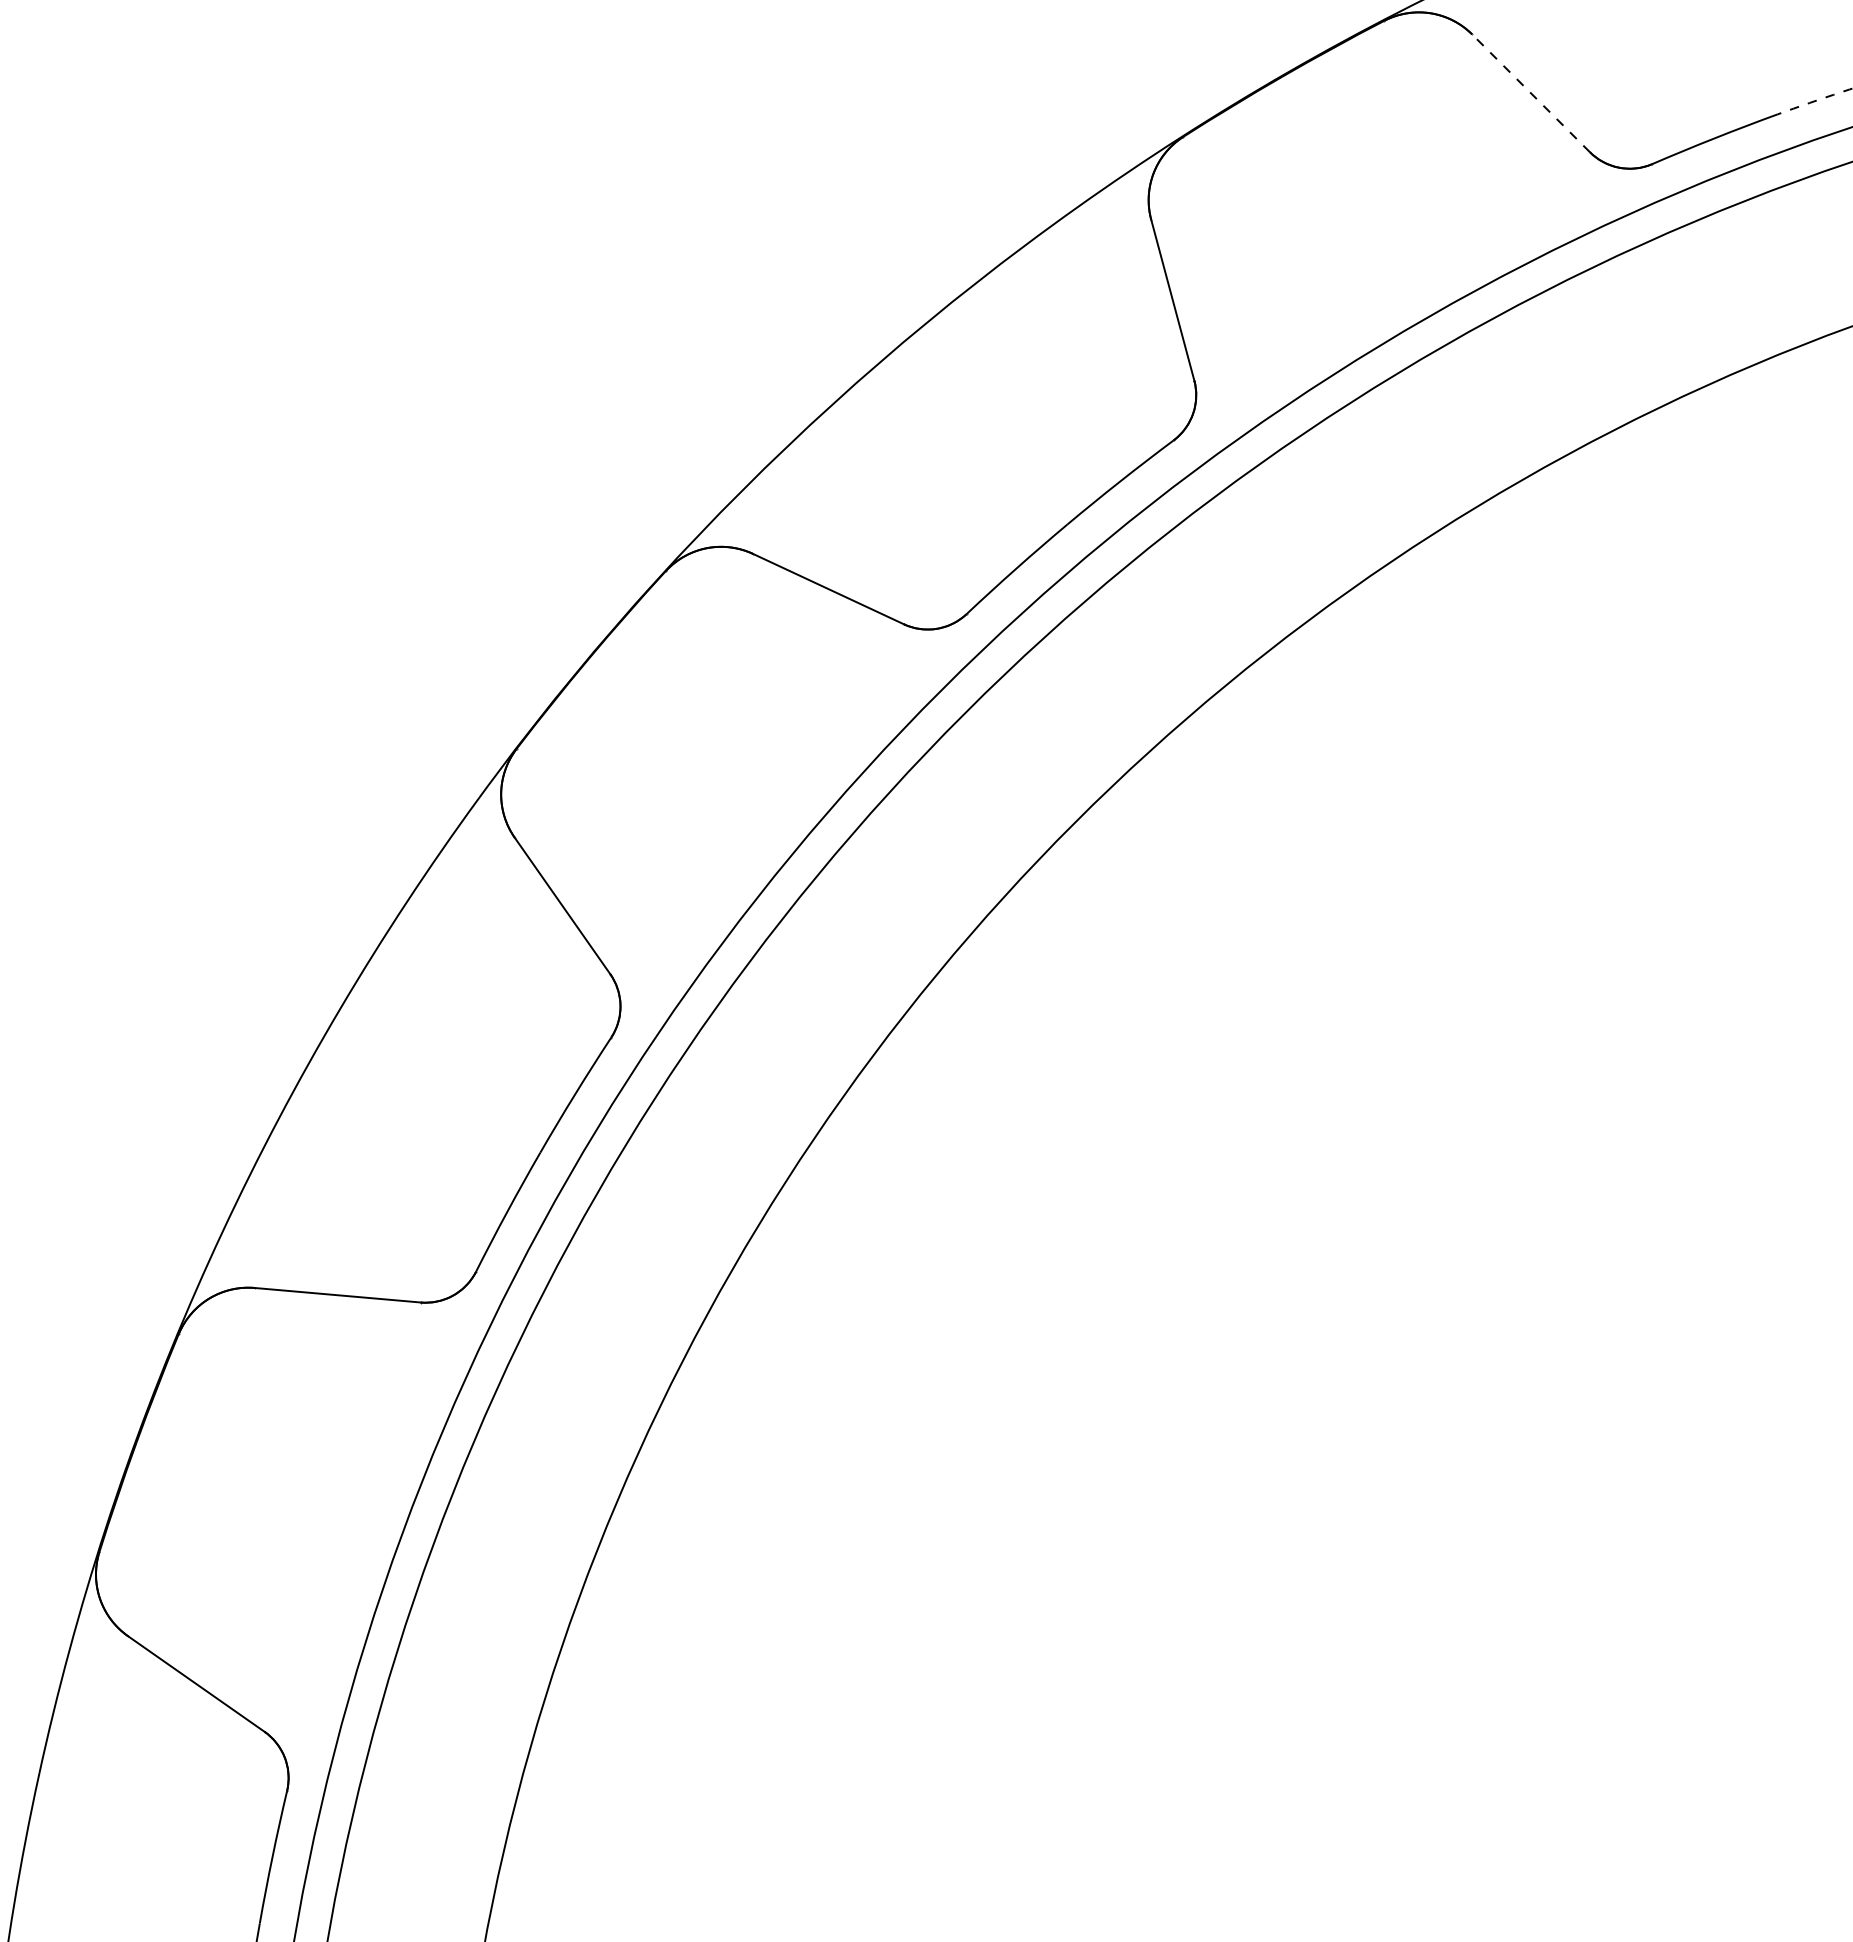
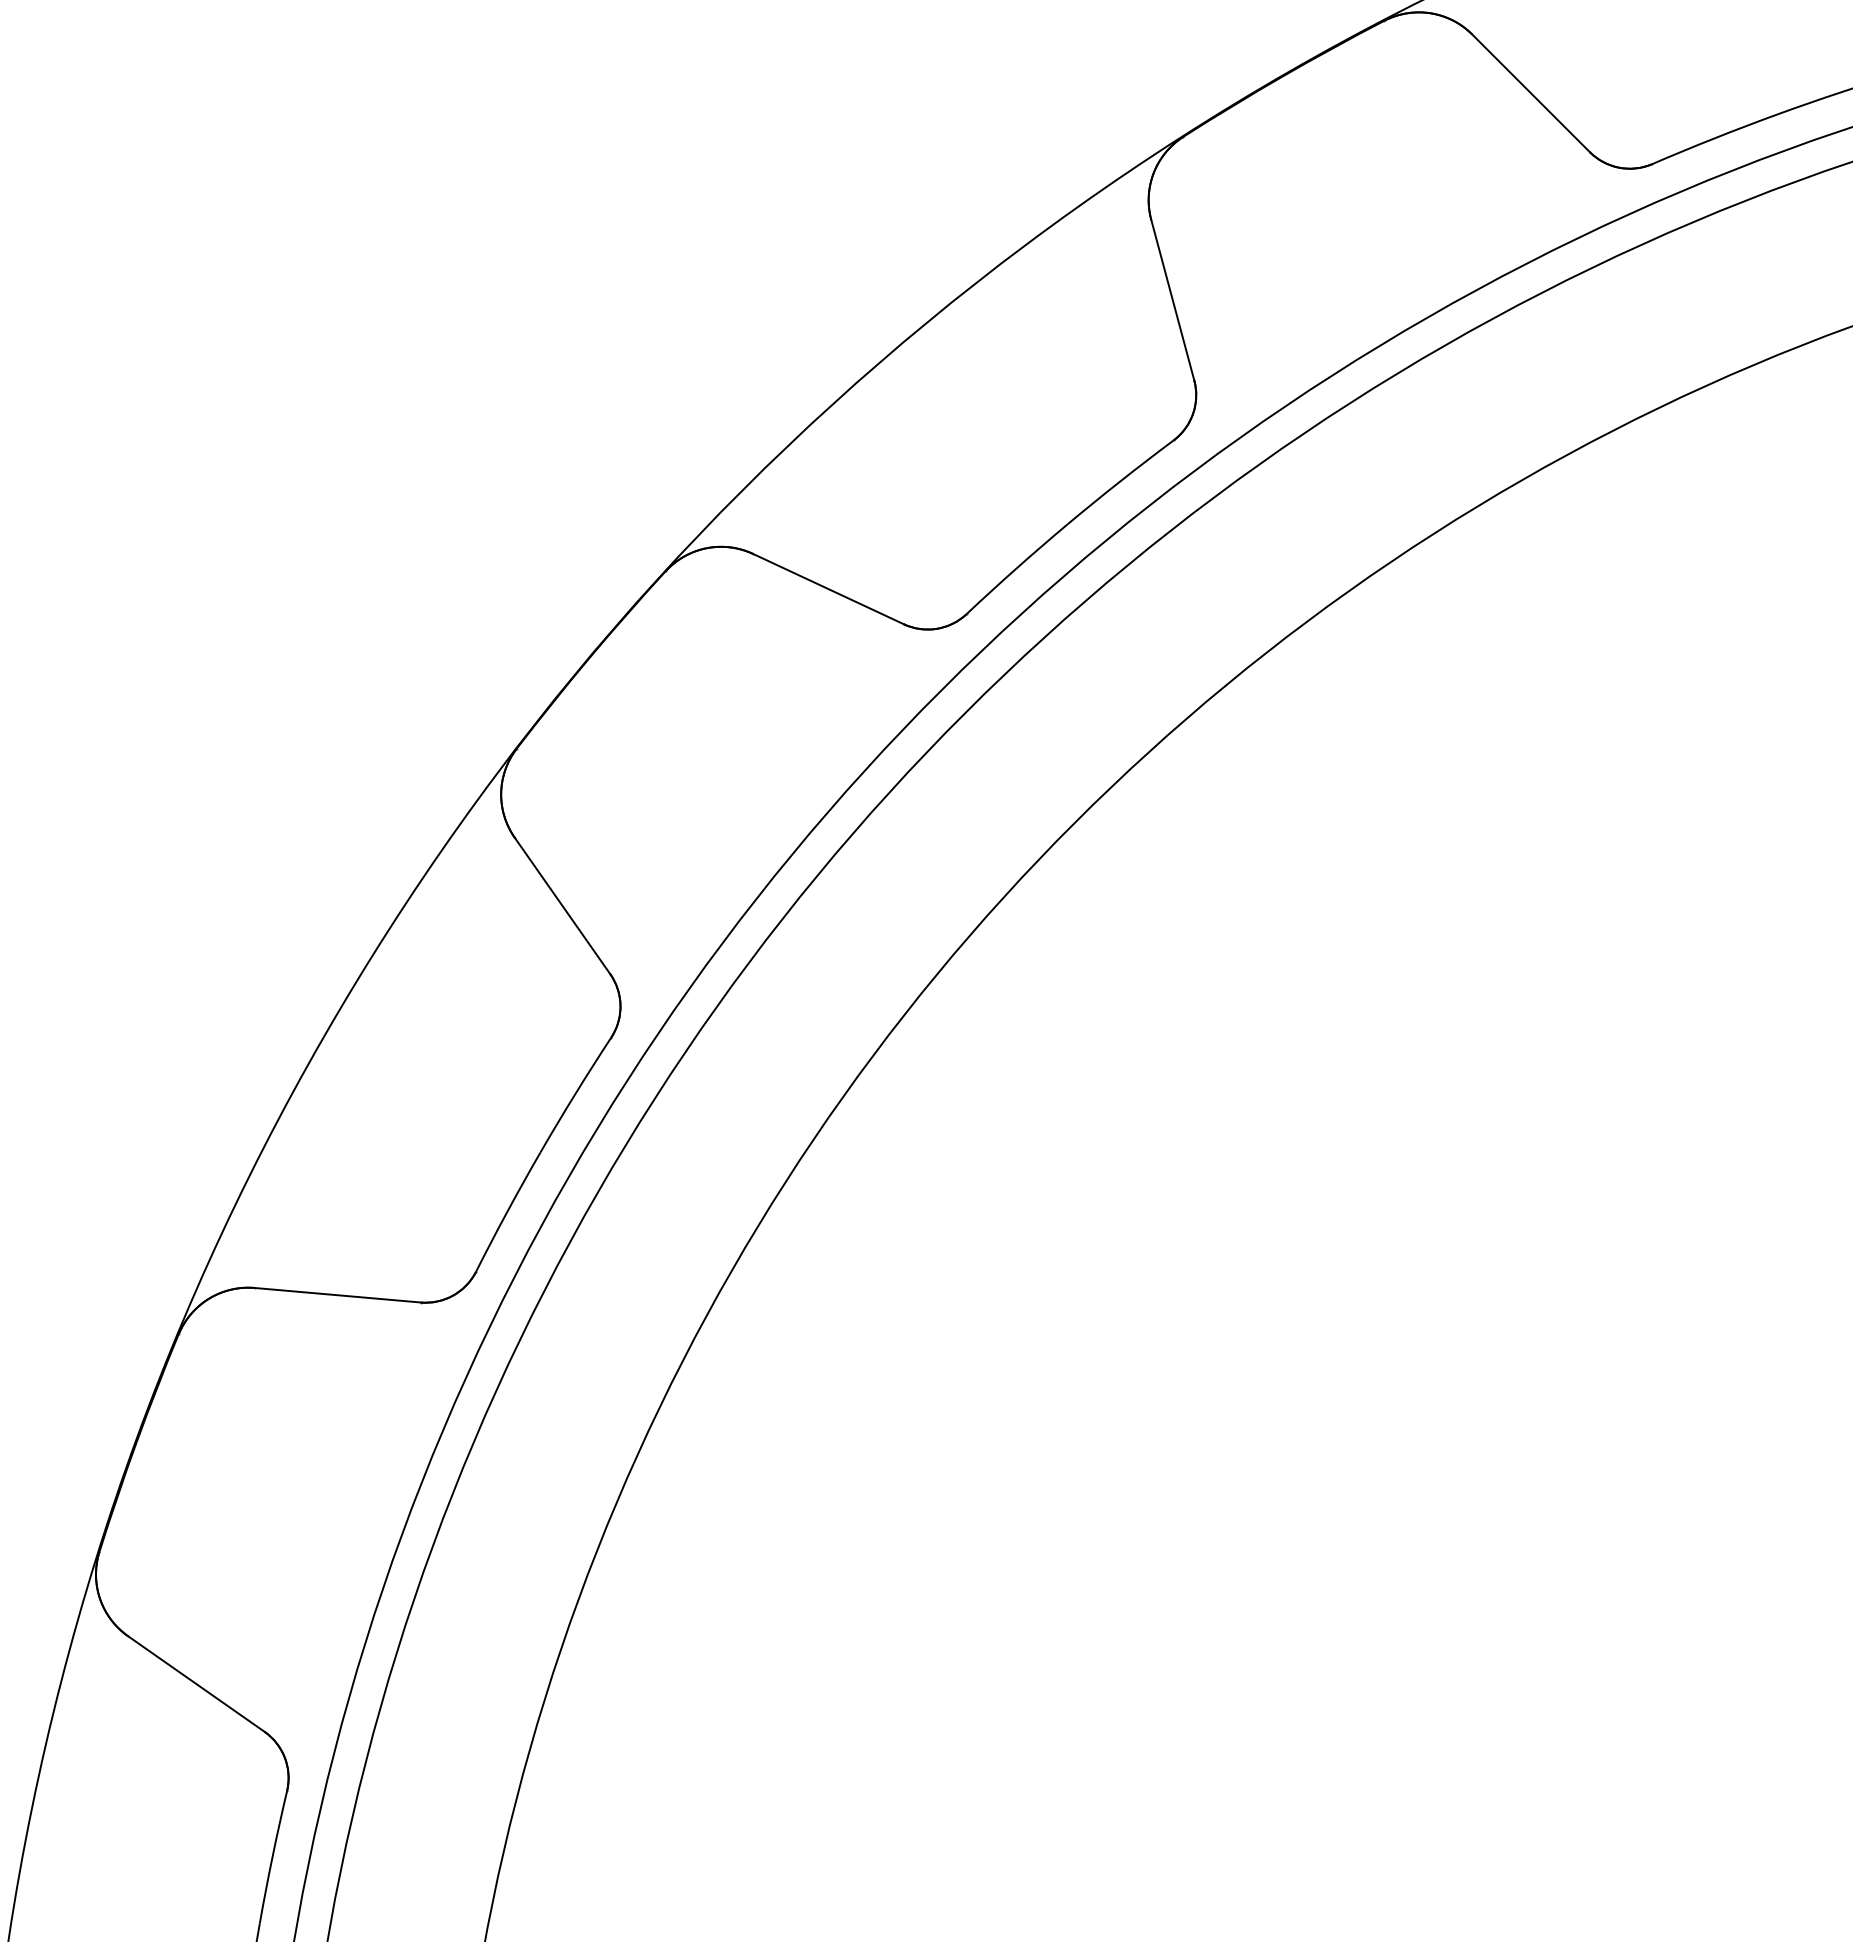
line: dashed -> solid (1530, 92)
arc: dashed -> solid (1814, 101)
